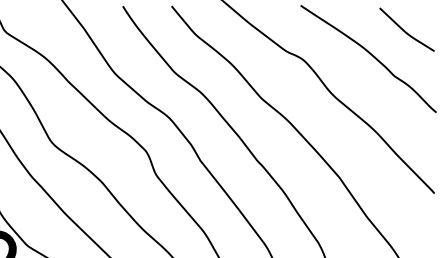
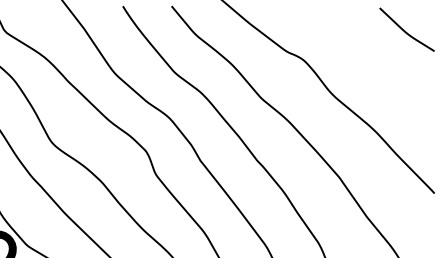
curve: present -> none (369, 54)
